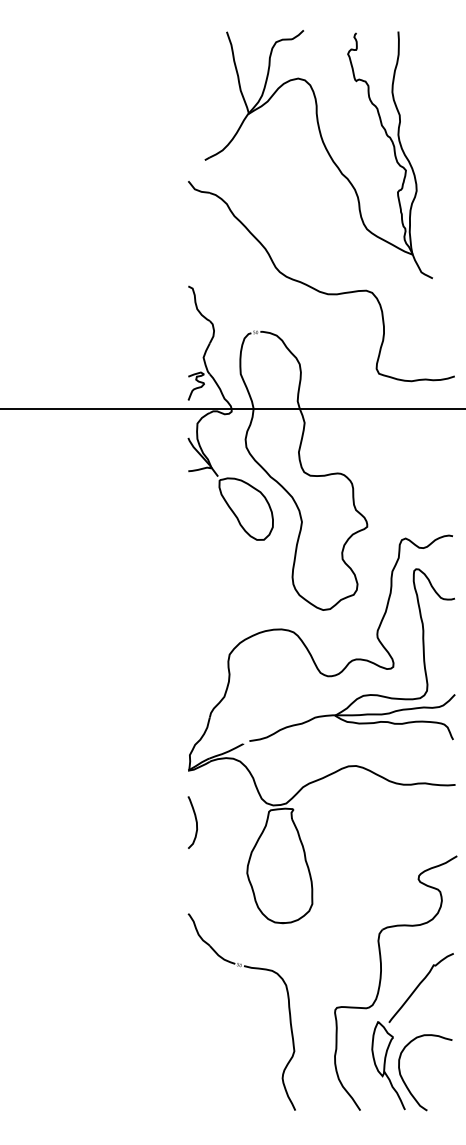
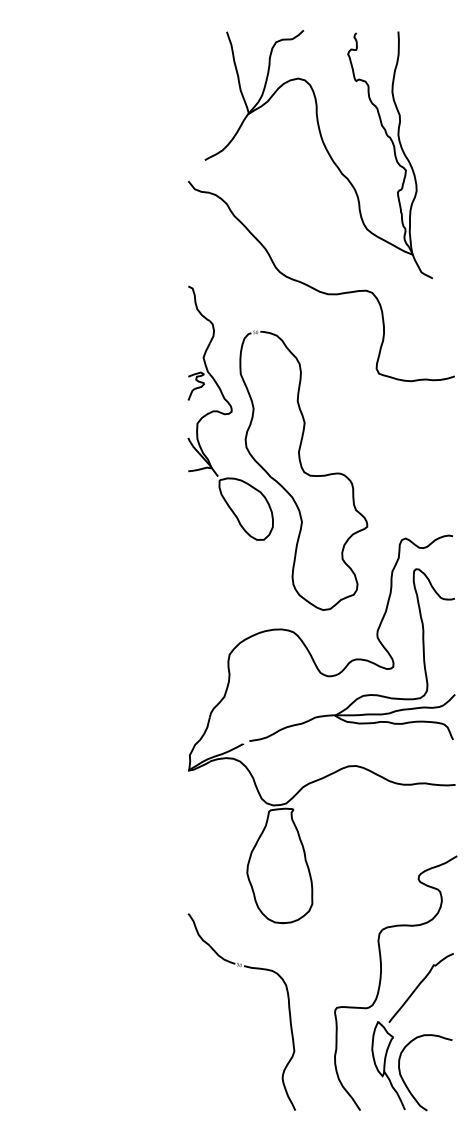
line: present -> none (232, 409)
curve: present -> none (195, 821)
